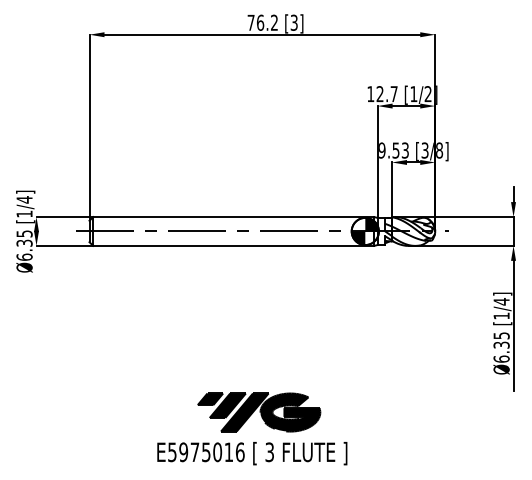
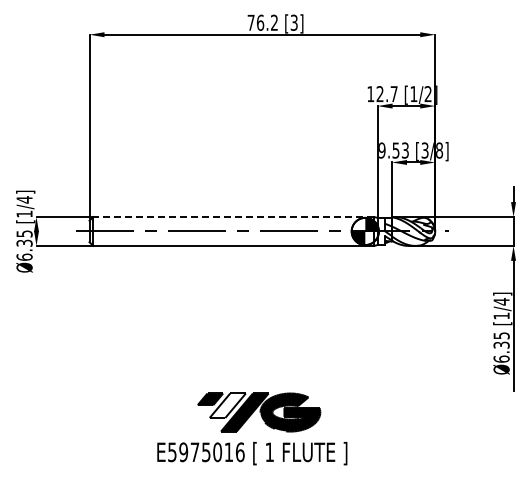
line: solid -> dashed (233, 217)
fill: present -> none (227, 405)
text: 3 -> 1 (269, 452)
